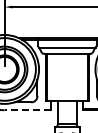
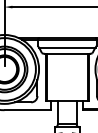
line: dashed -> solid (27, 110)
